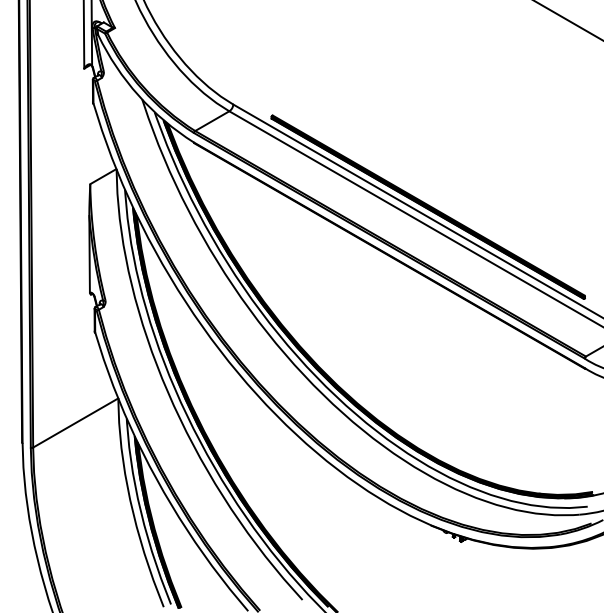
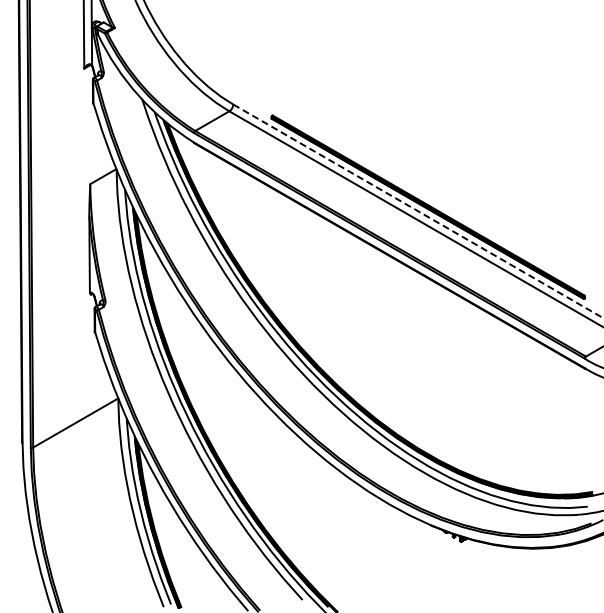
line: present -> none (568, 20)
line: solid -> dashed (418, 211)
